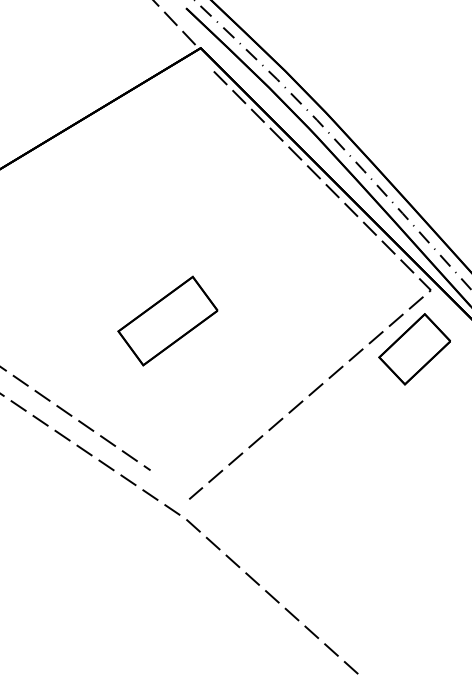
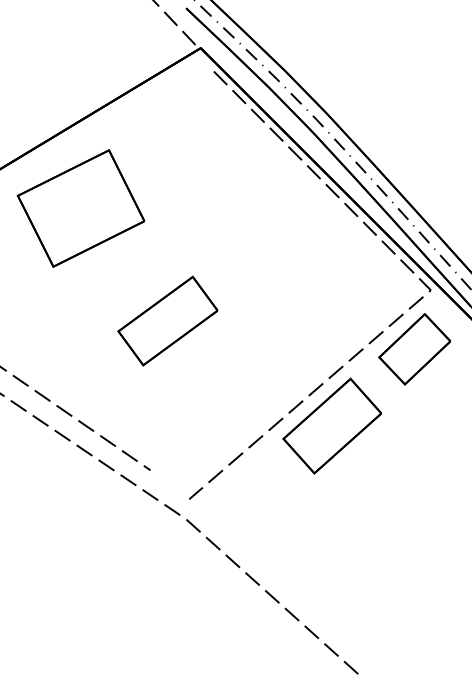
part: none -> present (80, 208)
part: none -> present (331, 425)
